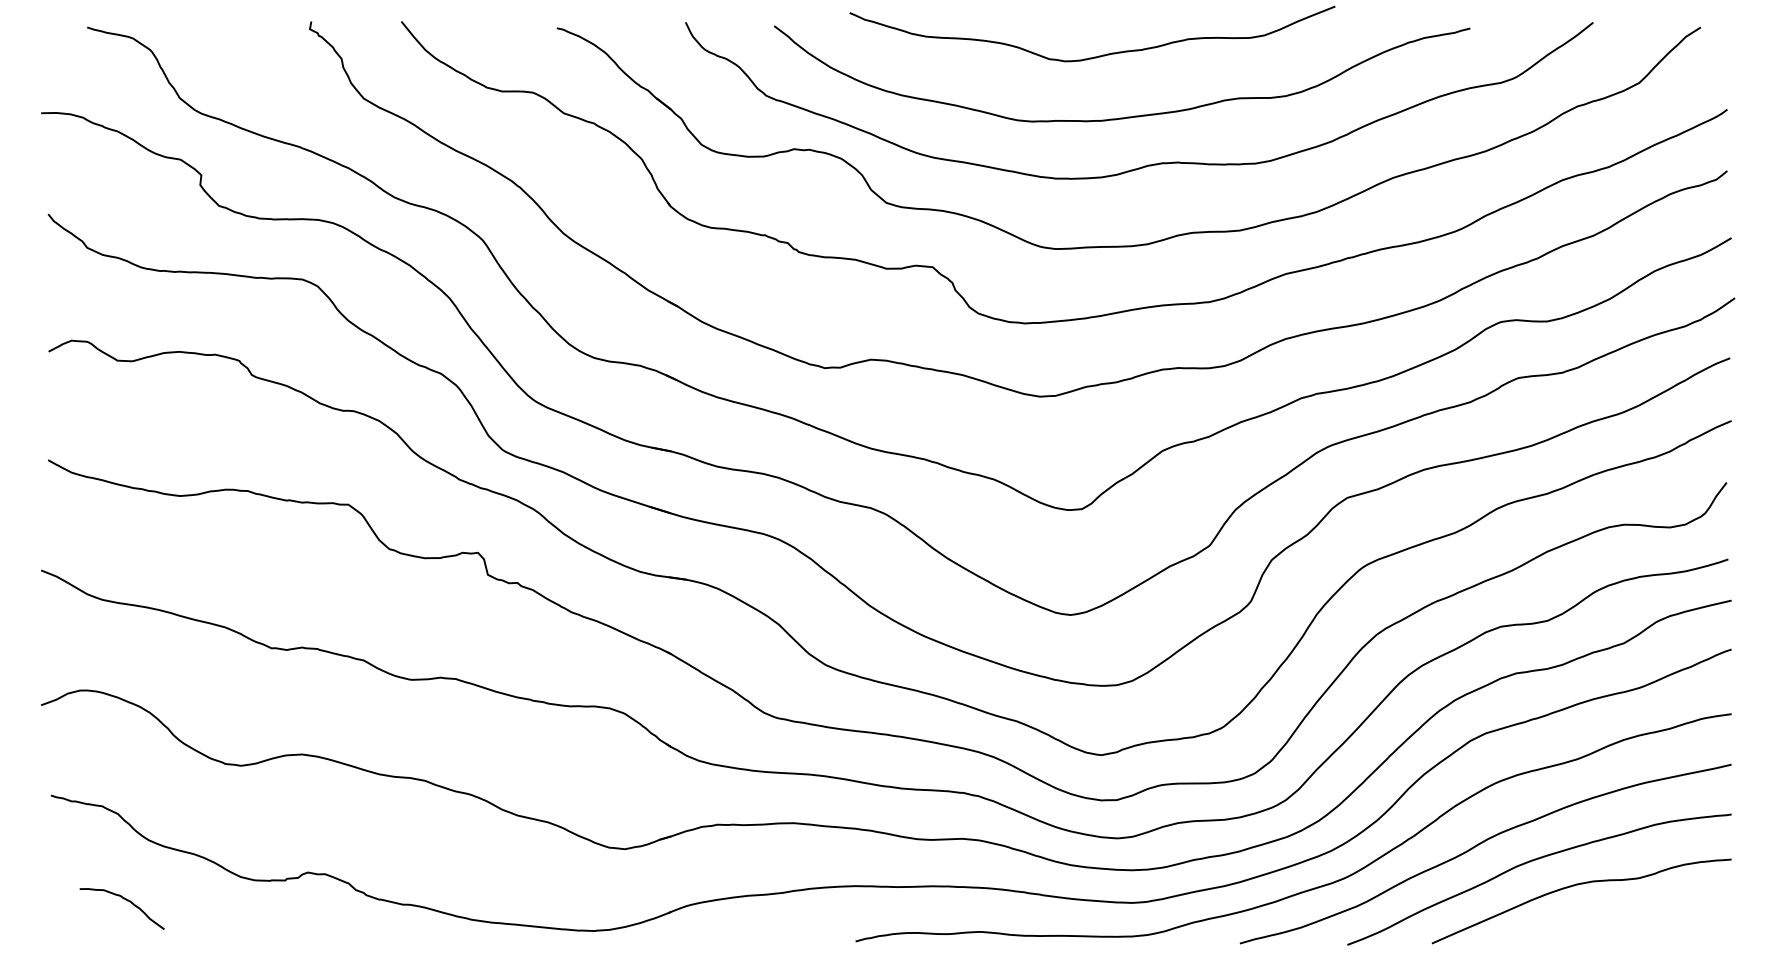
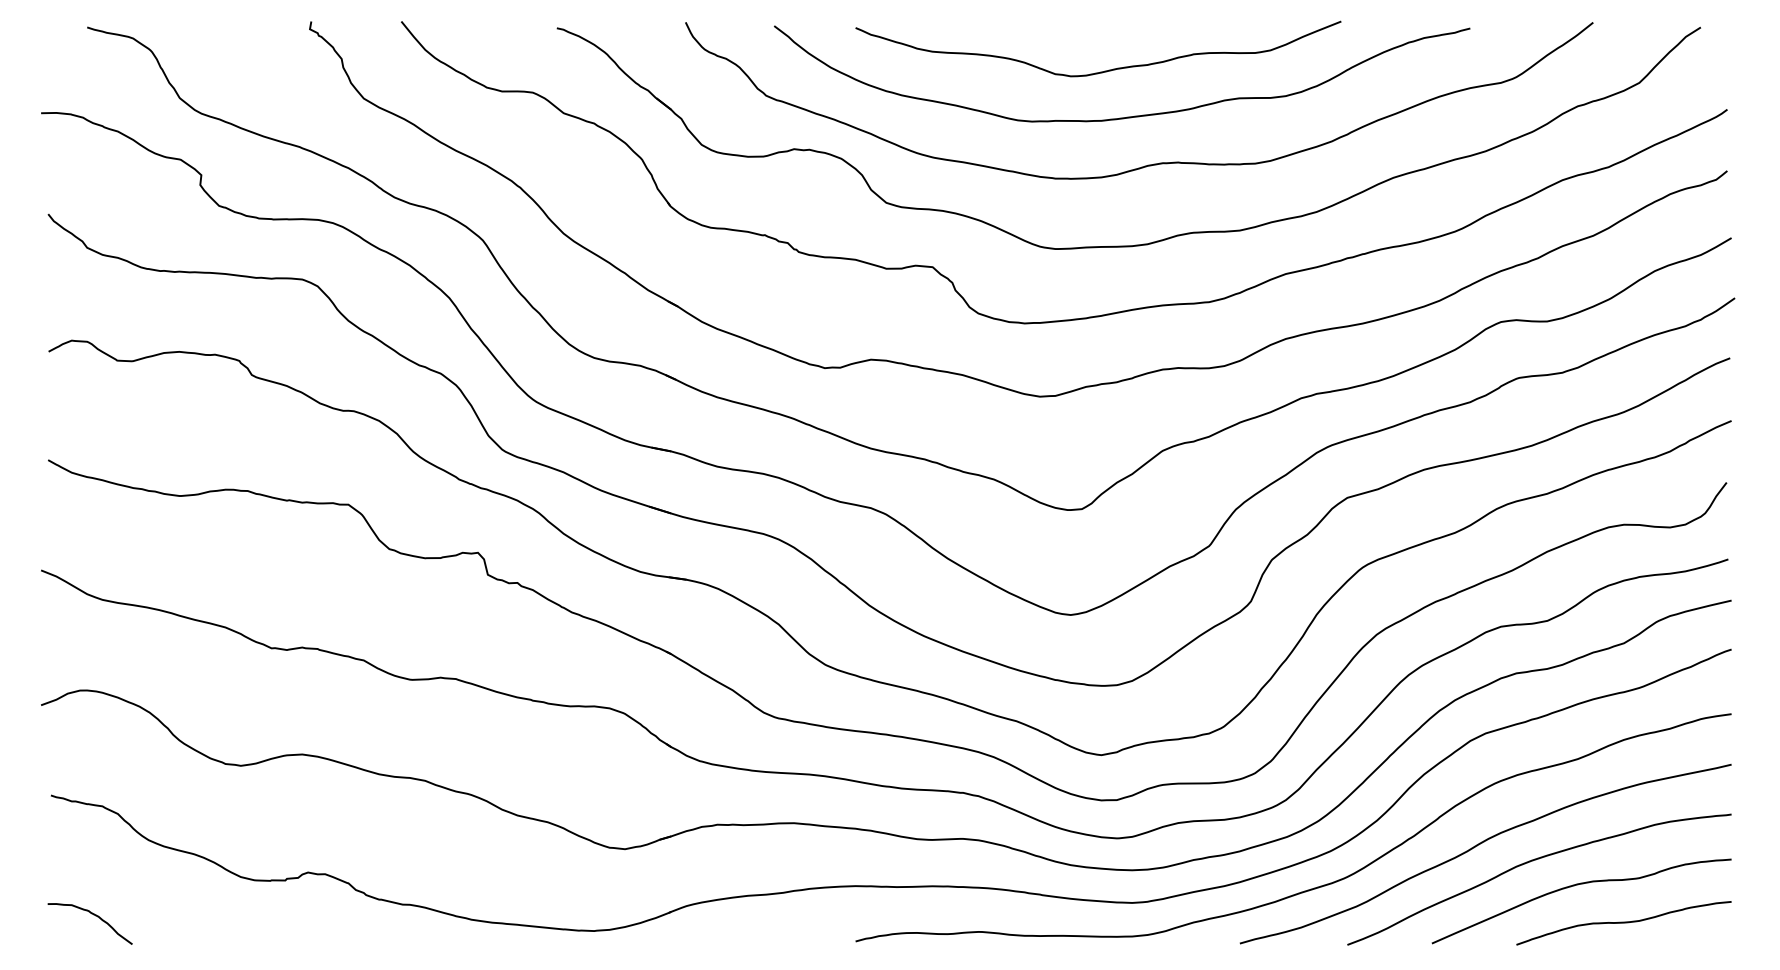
curve position: (1098, 55) -> (1104, 70) (1104, 70)
curve position: (125, 900) -> (93, 915) (93, 915)
curve: none -> present (1623, 923)
